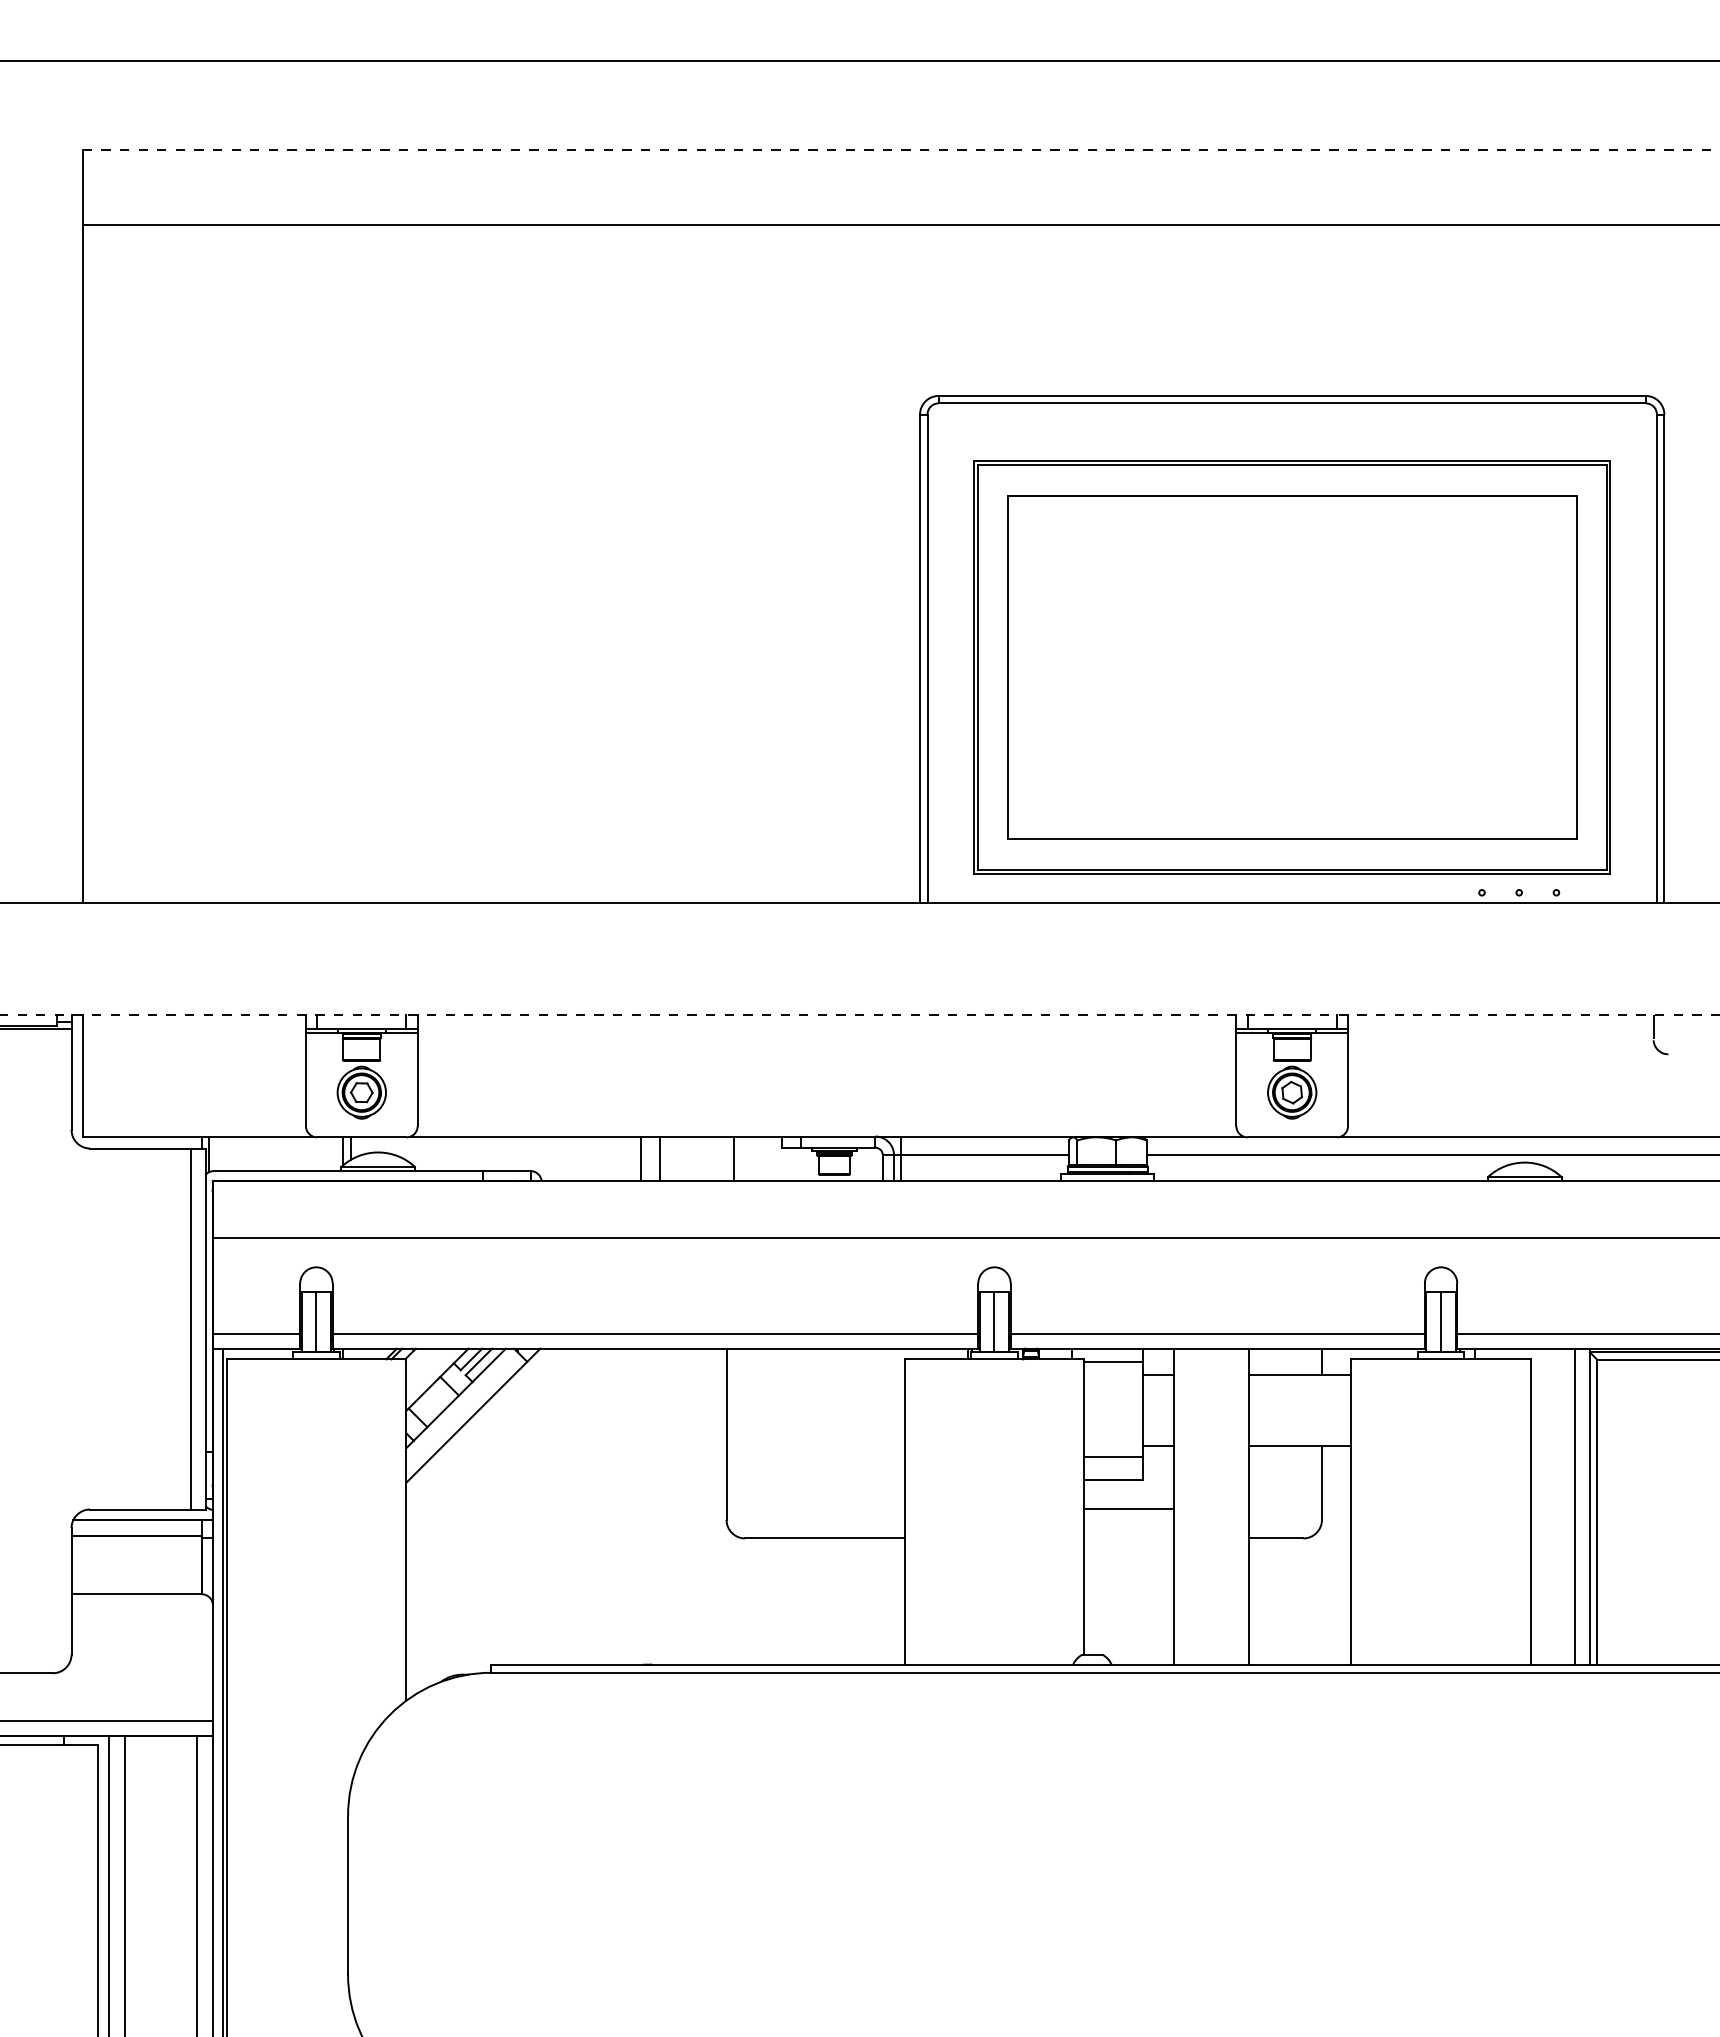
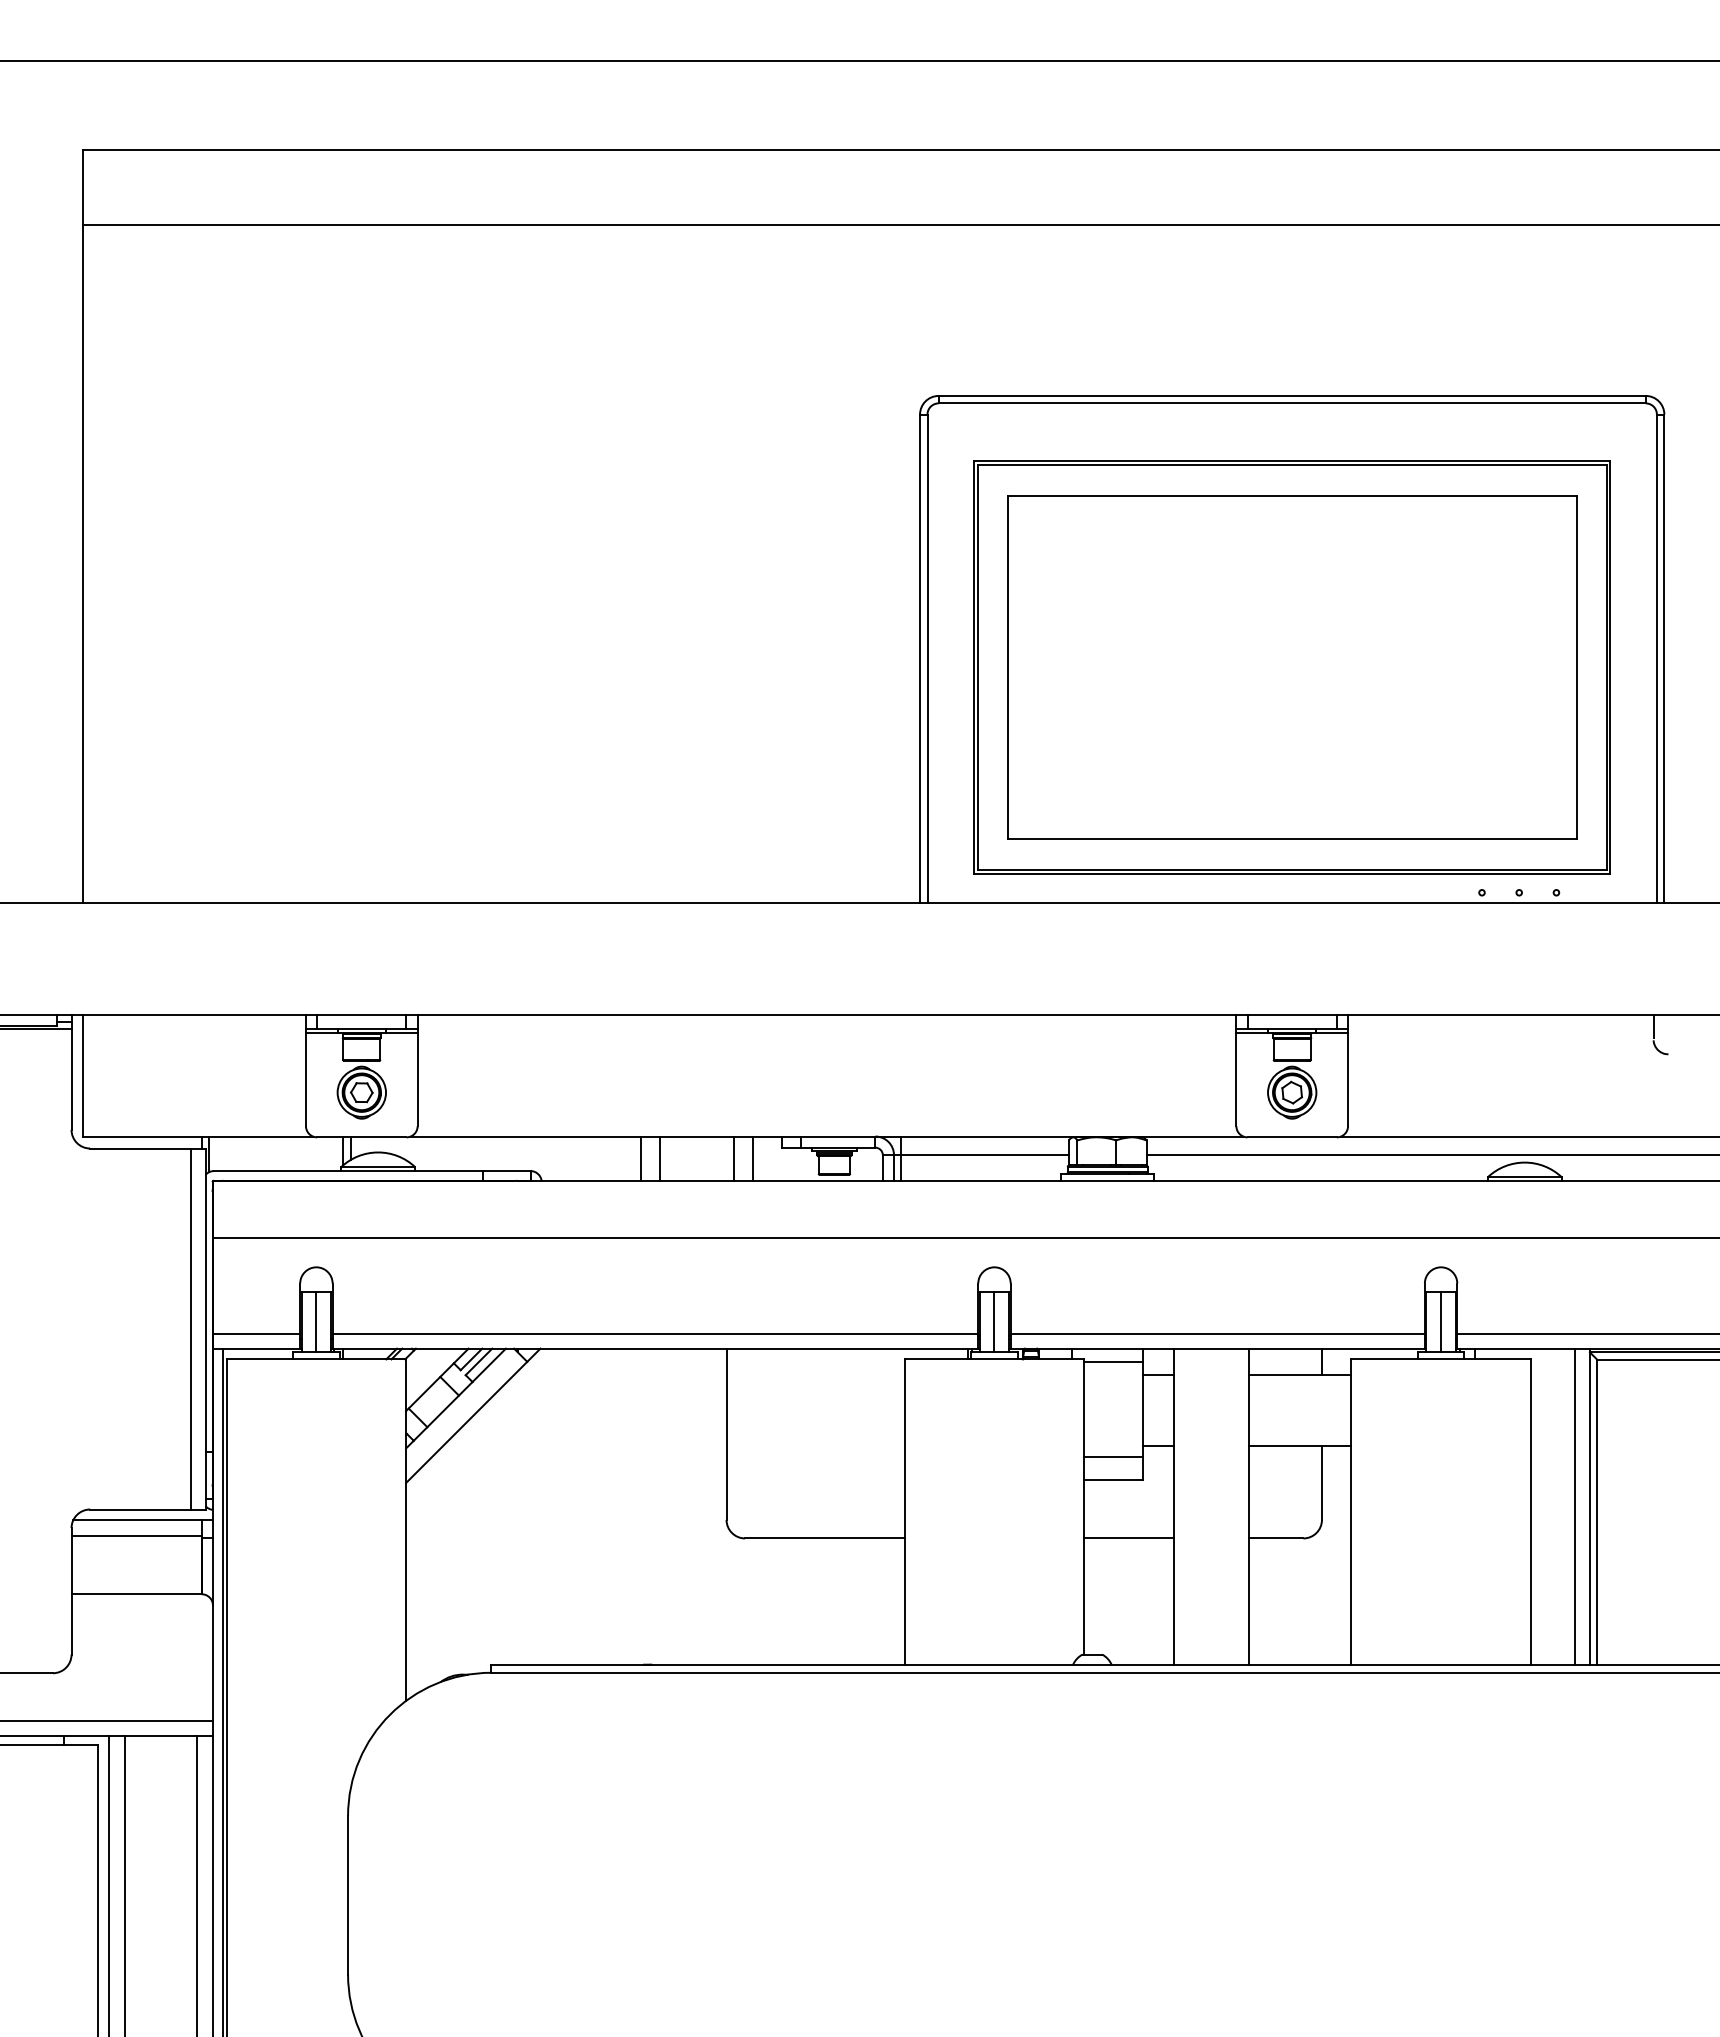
line: dashed -> solid (901, 150)
line: dashed -> solid (860, 1014)
line: none -> present (752, 1158)
line position: (1129, 1509) -> (1129, 1538) (1129, 1538)
